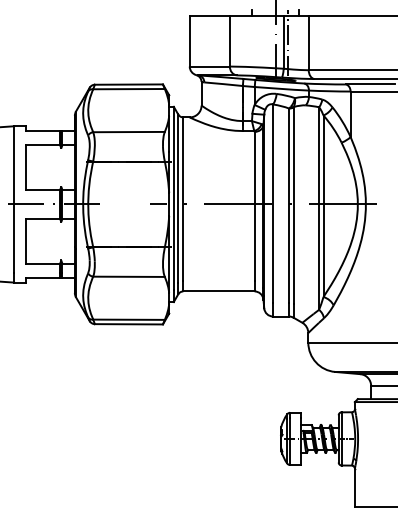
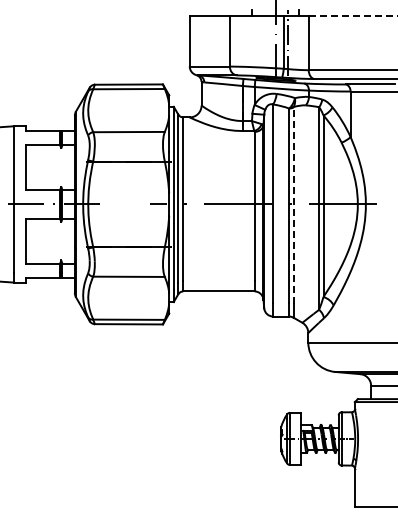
line: solid -> dashed (353, 15)
line: solid -> dashed (293, 205)
